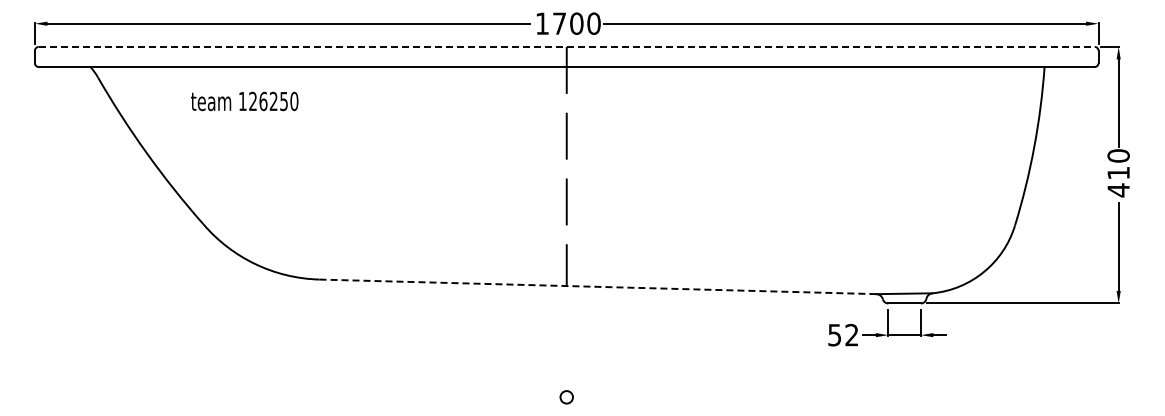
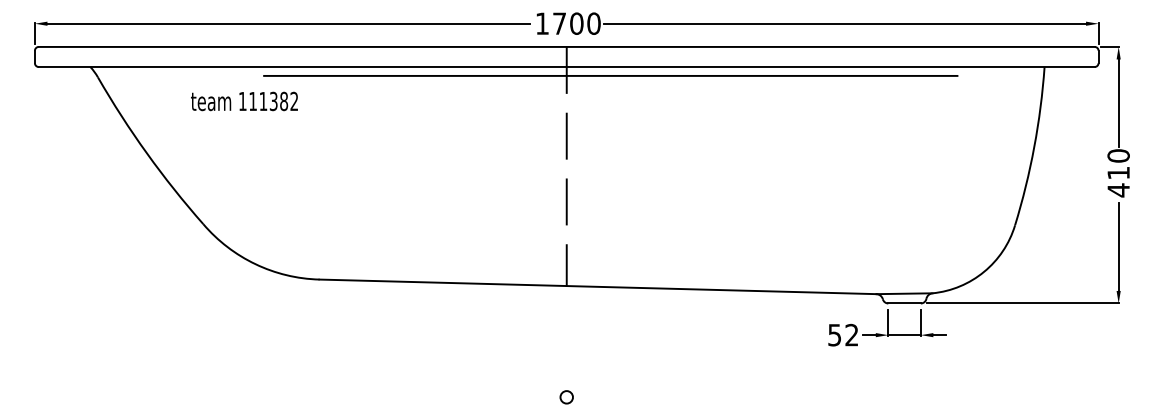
line: dashed -> solid (567, 46)
line: none -> present (610, 75)
text: 126250 -> 111382 (273, 101)
line: dashed -> solid (597, 286)
